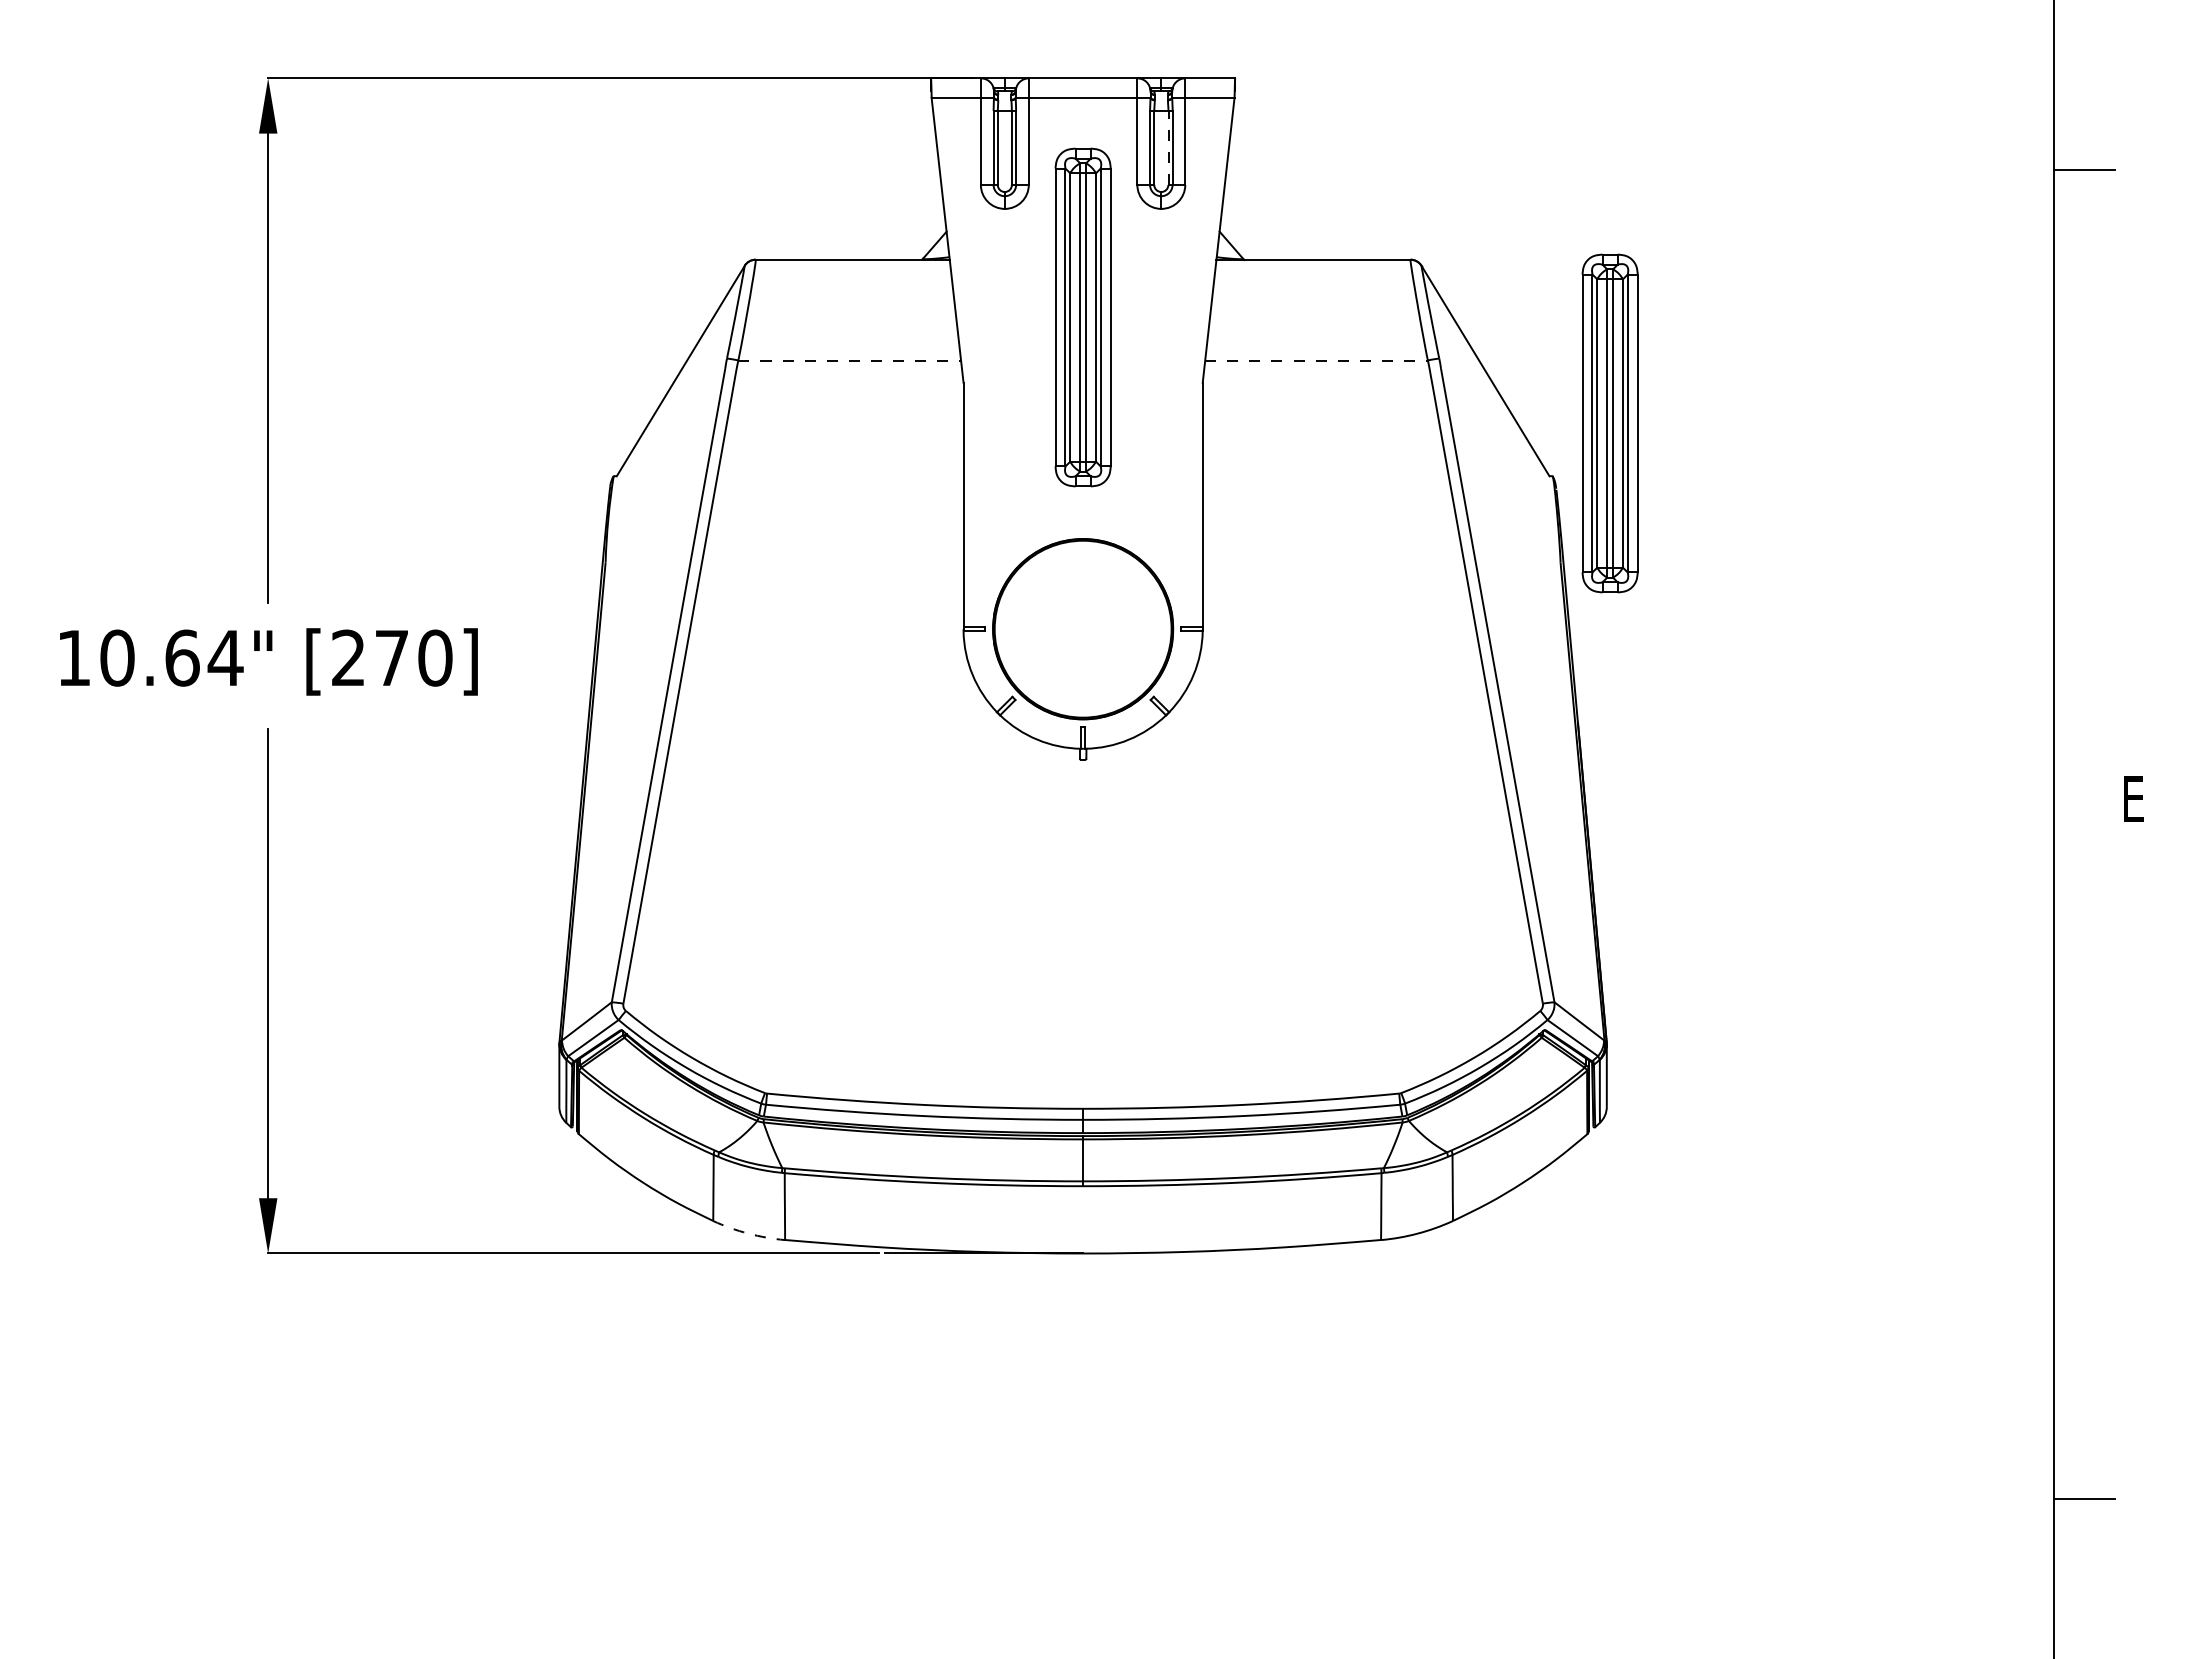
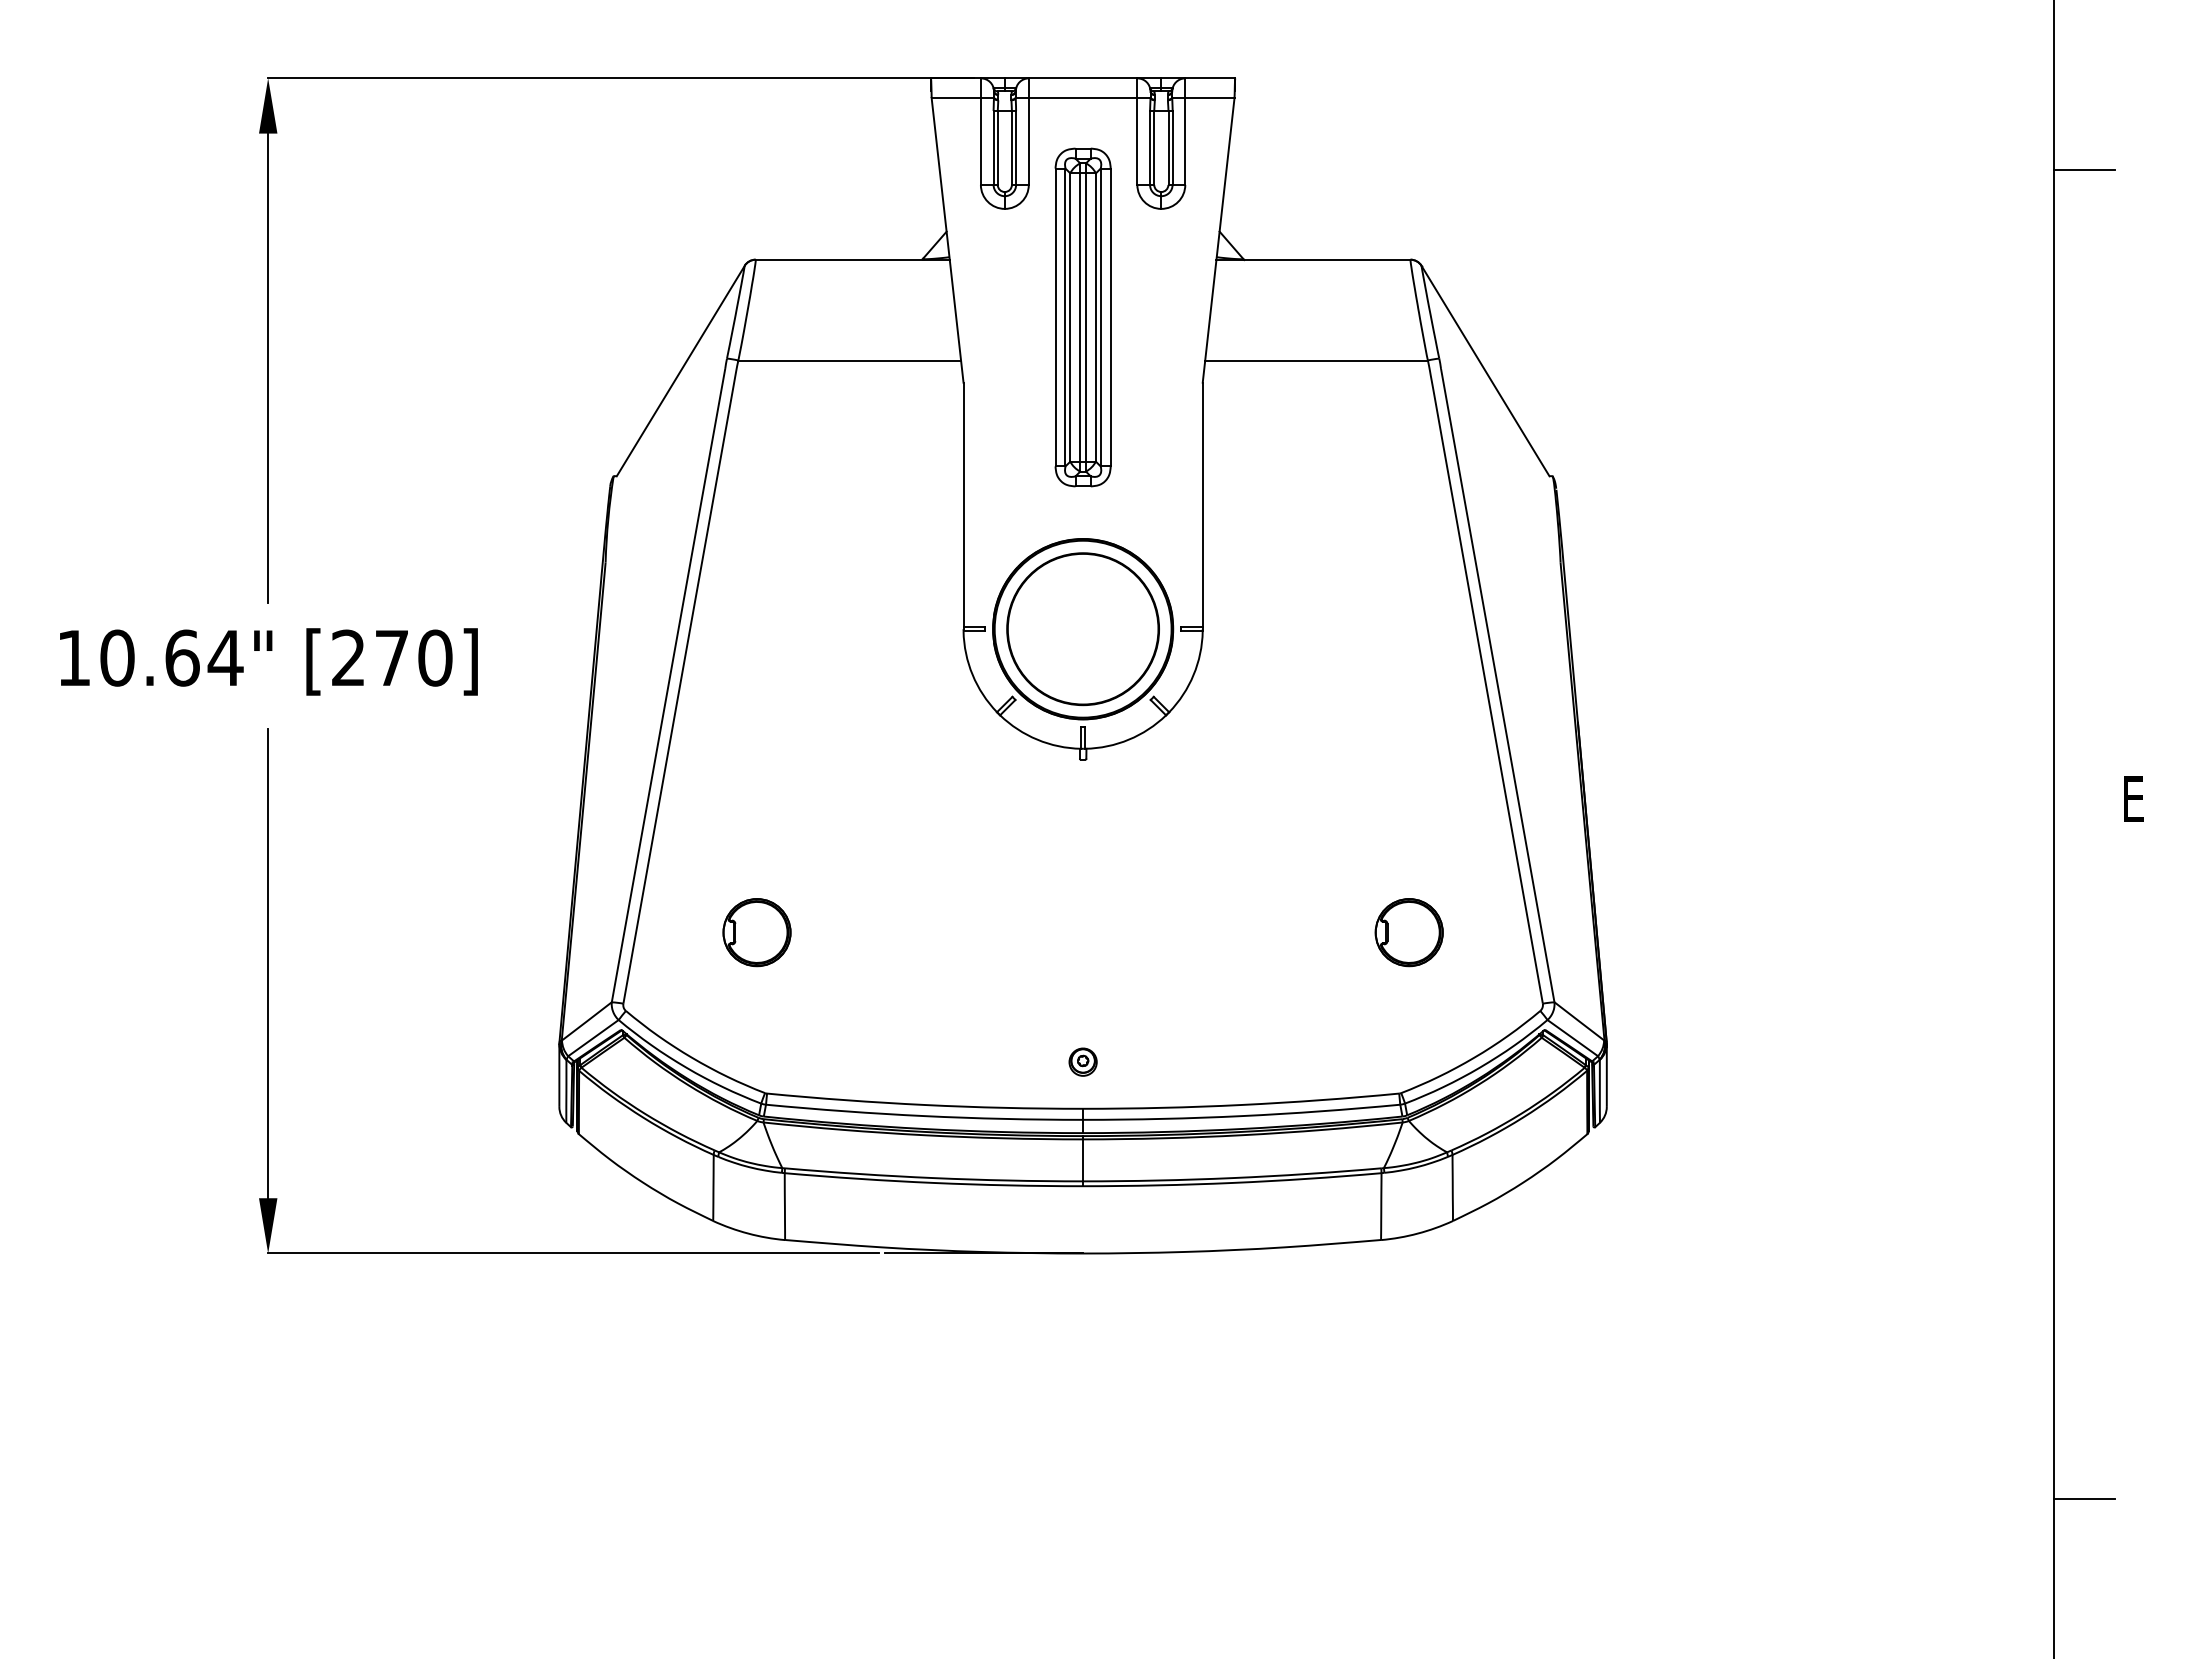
line: dashed -> solid (1168, 147)
line: dashed -> solid (850, 360)
line: dashed -> solid (1317, 360)
part: present -> none (1609, 423)
part: none -> present (1082, 629)
part: none -> present (756, 932)
part: none -> present (1408, 932)
part: none -> present (1082, 1061)
arc: dashed -> solid (748, 1233)
